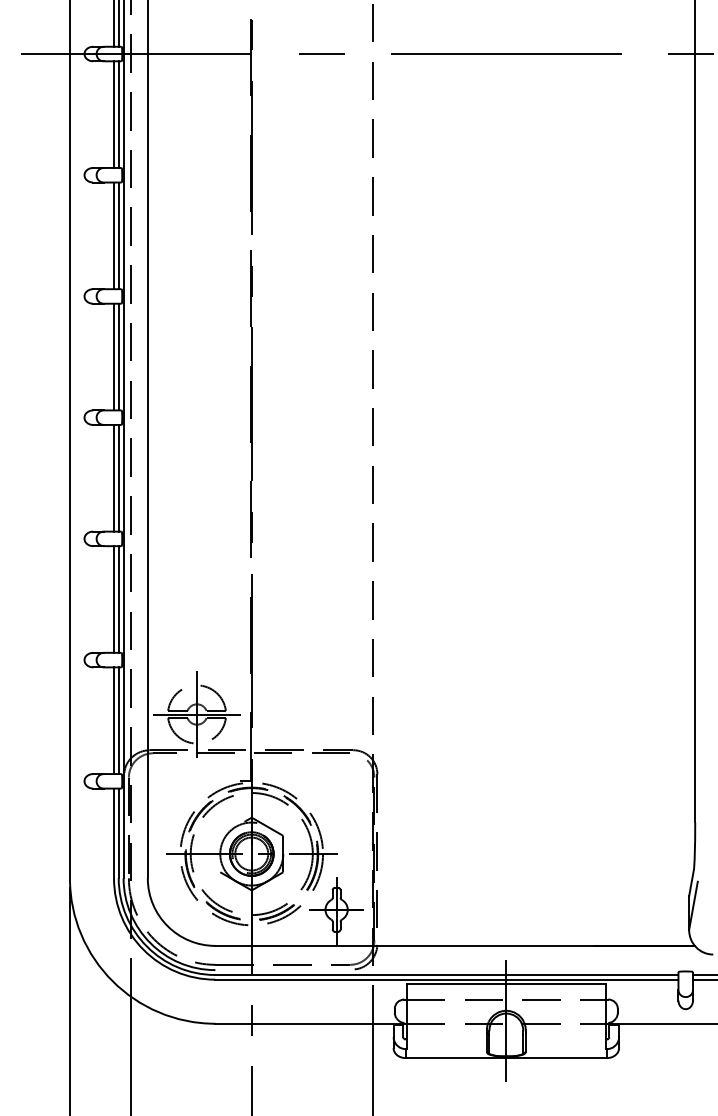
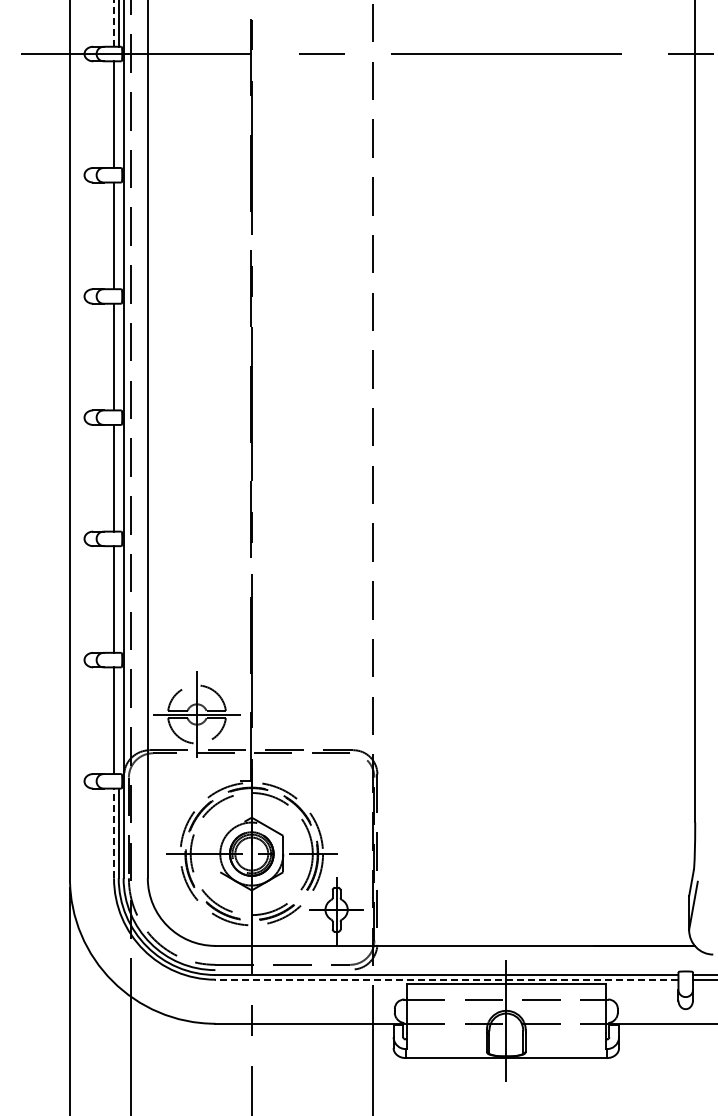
line: solid -> dashed (114, 23)
line: present -> none (118, 114)
line: present -> none (118, 235)
line: present -> none (118, 356)
line: present -> none (118, 477)
line: present -> none (118, 599)
line: present -> none (118, 720)
line: solid -> dashed (114, 833)
line: solid -> dashed (446, 979)
